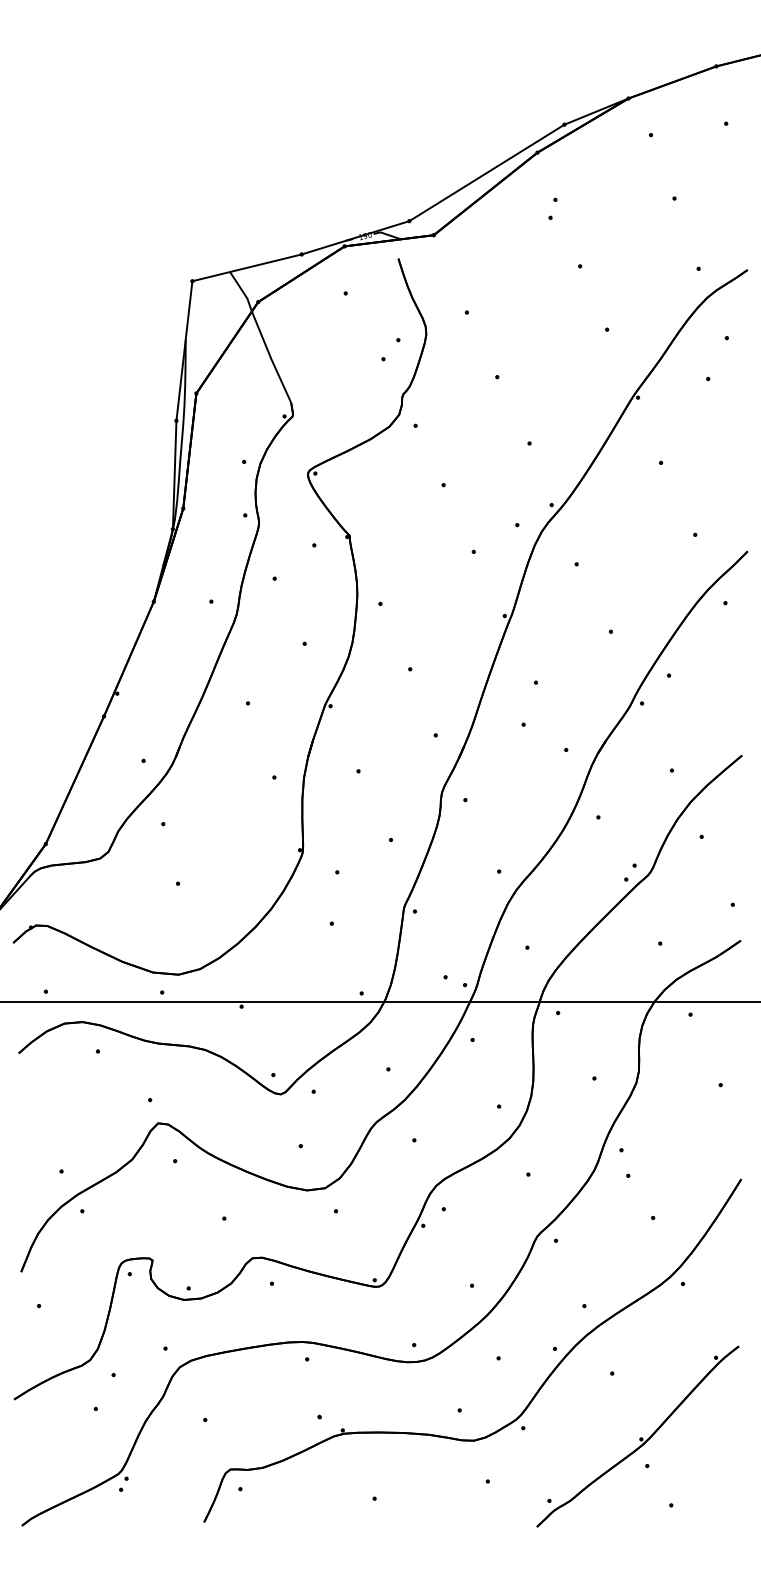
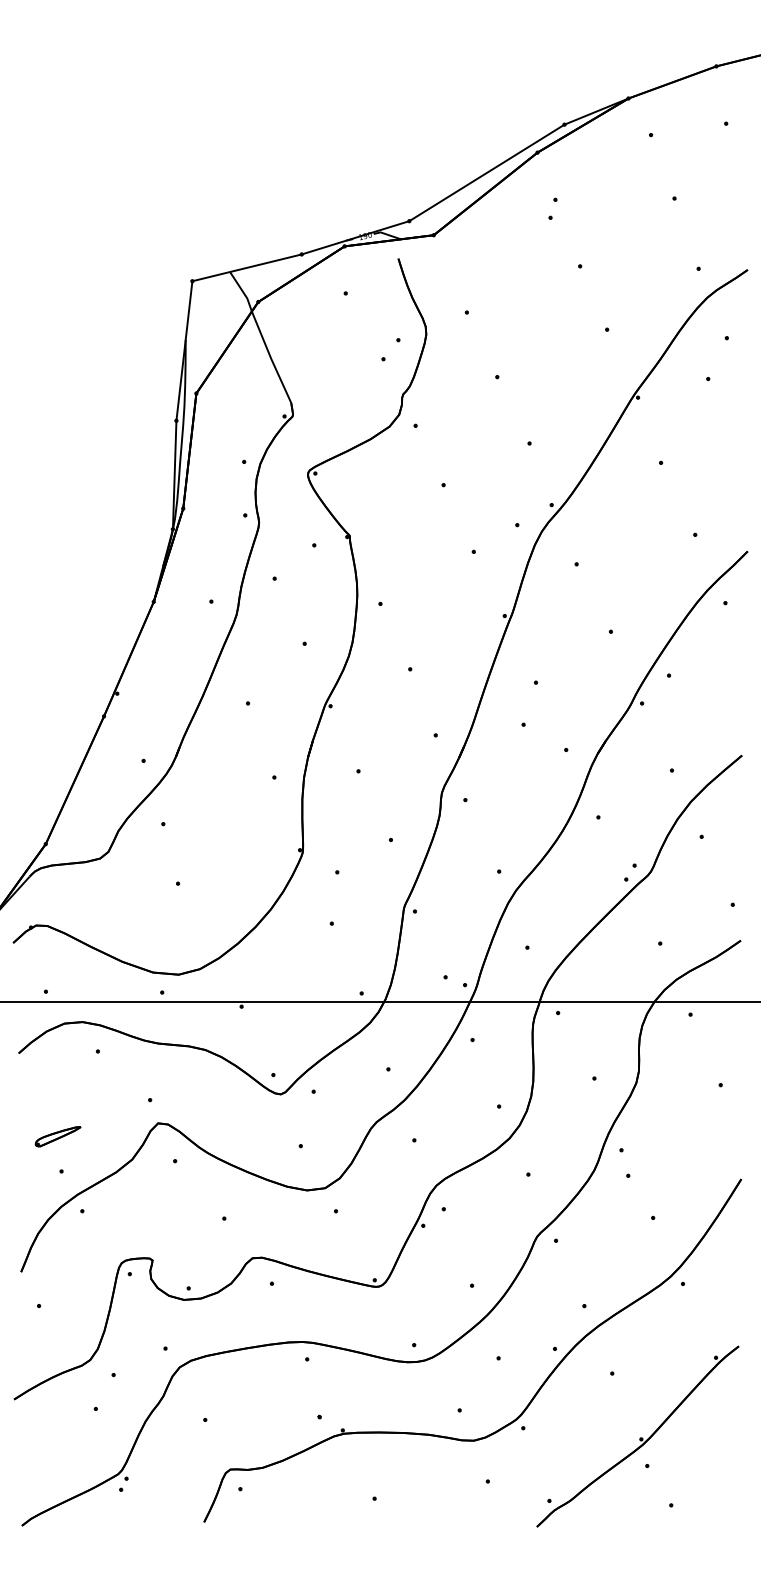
part: none -> present (57, 1136)
